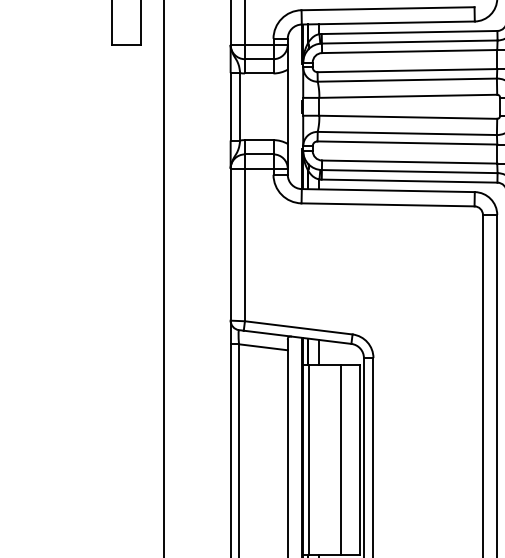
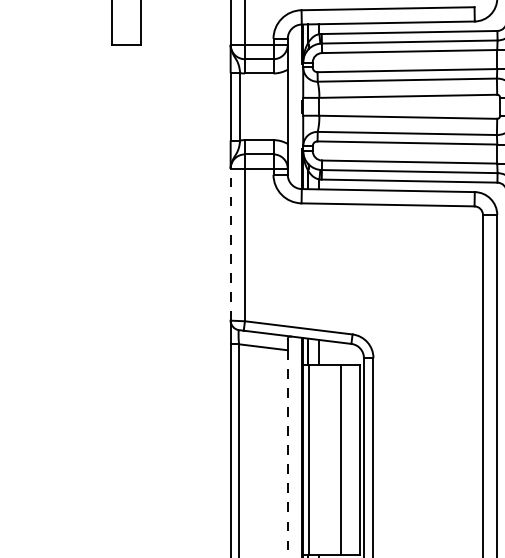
line: solid -> dashed (230, 244)
line: present -> none (164, 278)
line: solid -> dashed (287, 453)
